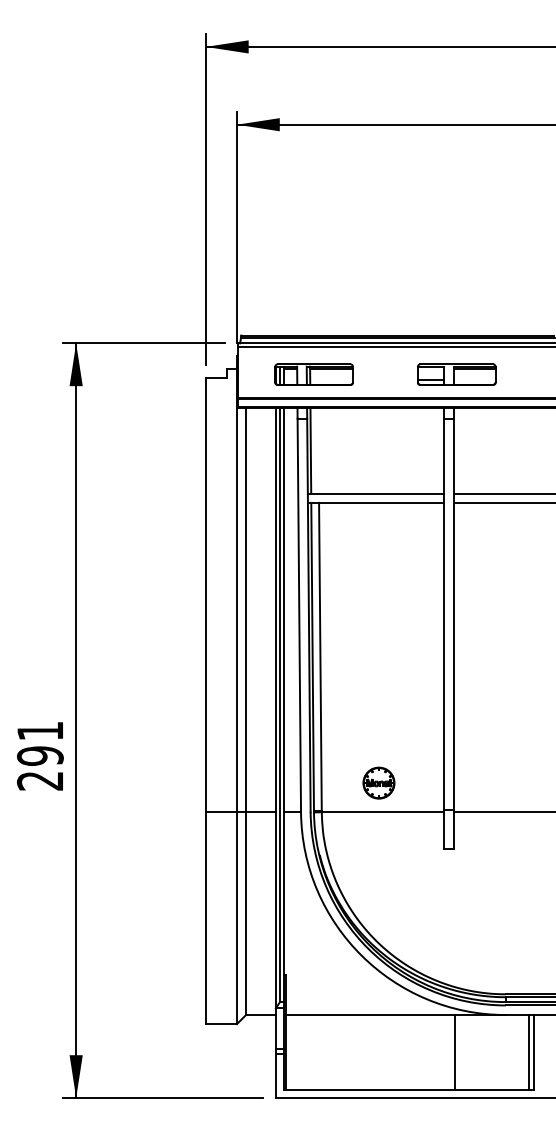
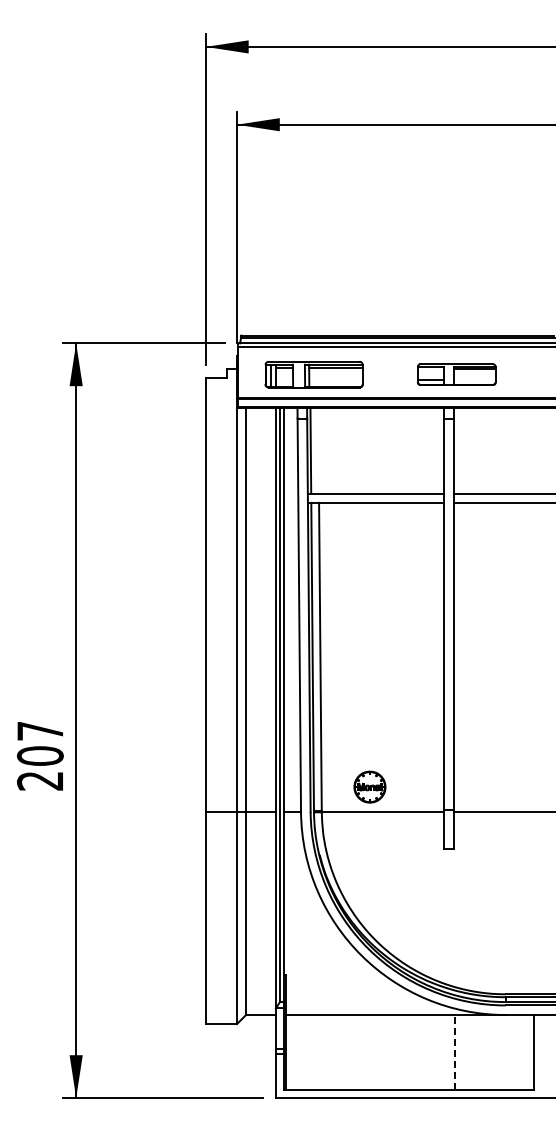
part size: 80x23 px -> 100x29 px (313, 374)
text: 291 -> 207 (40, 743)
part position: (378, 782) -> (369, 786) (369, 786)
line: solid -> dashed (454, 1052)
line: present -> none (529, 1052)
